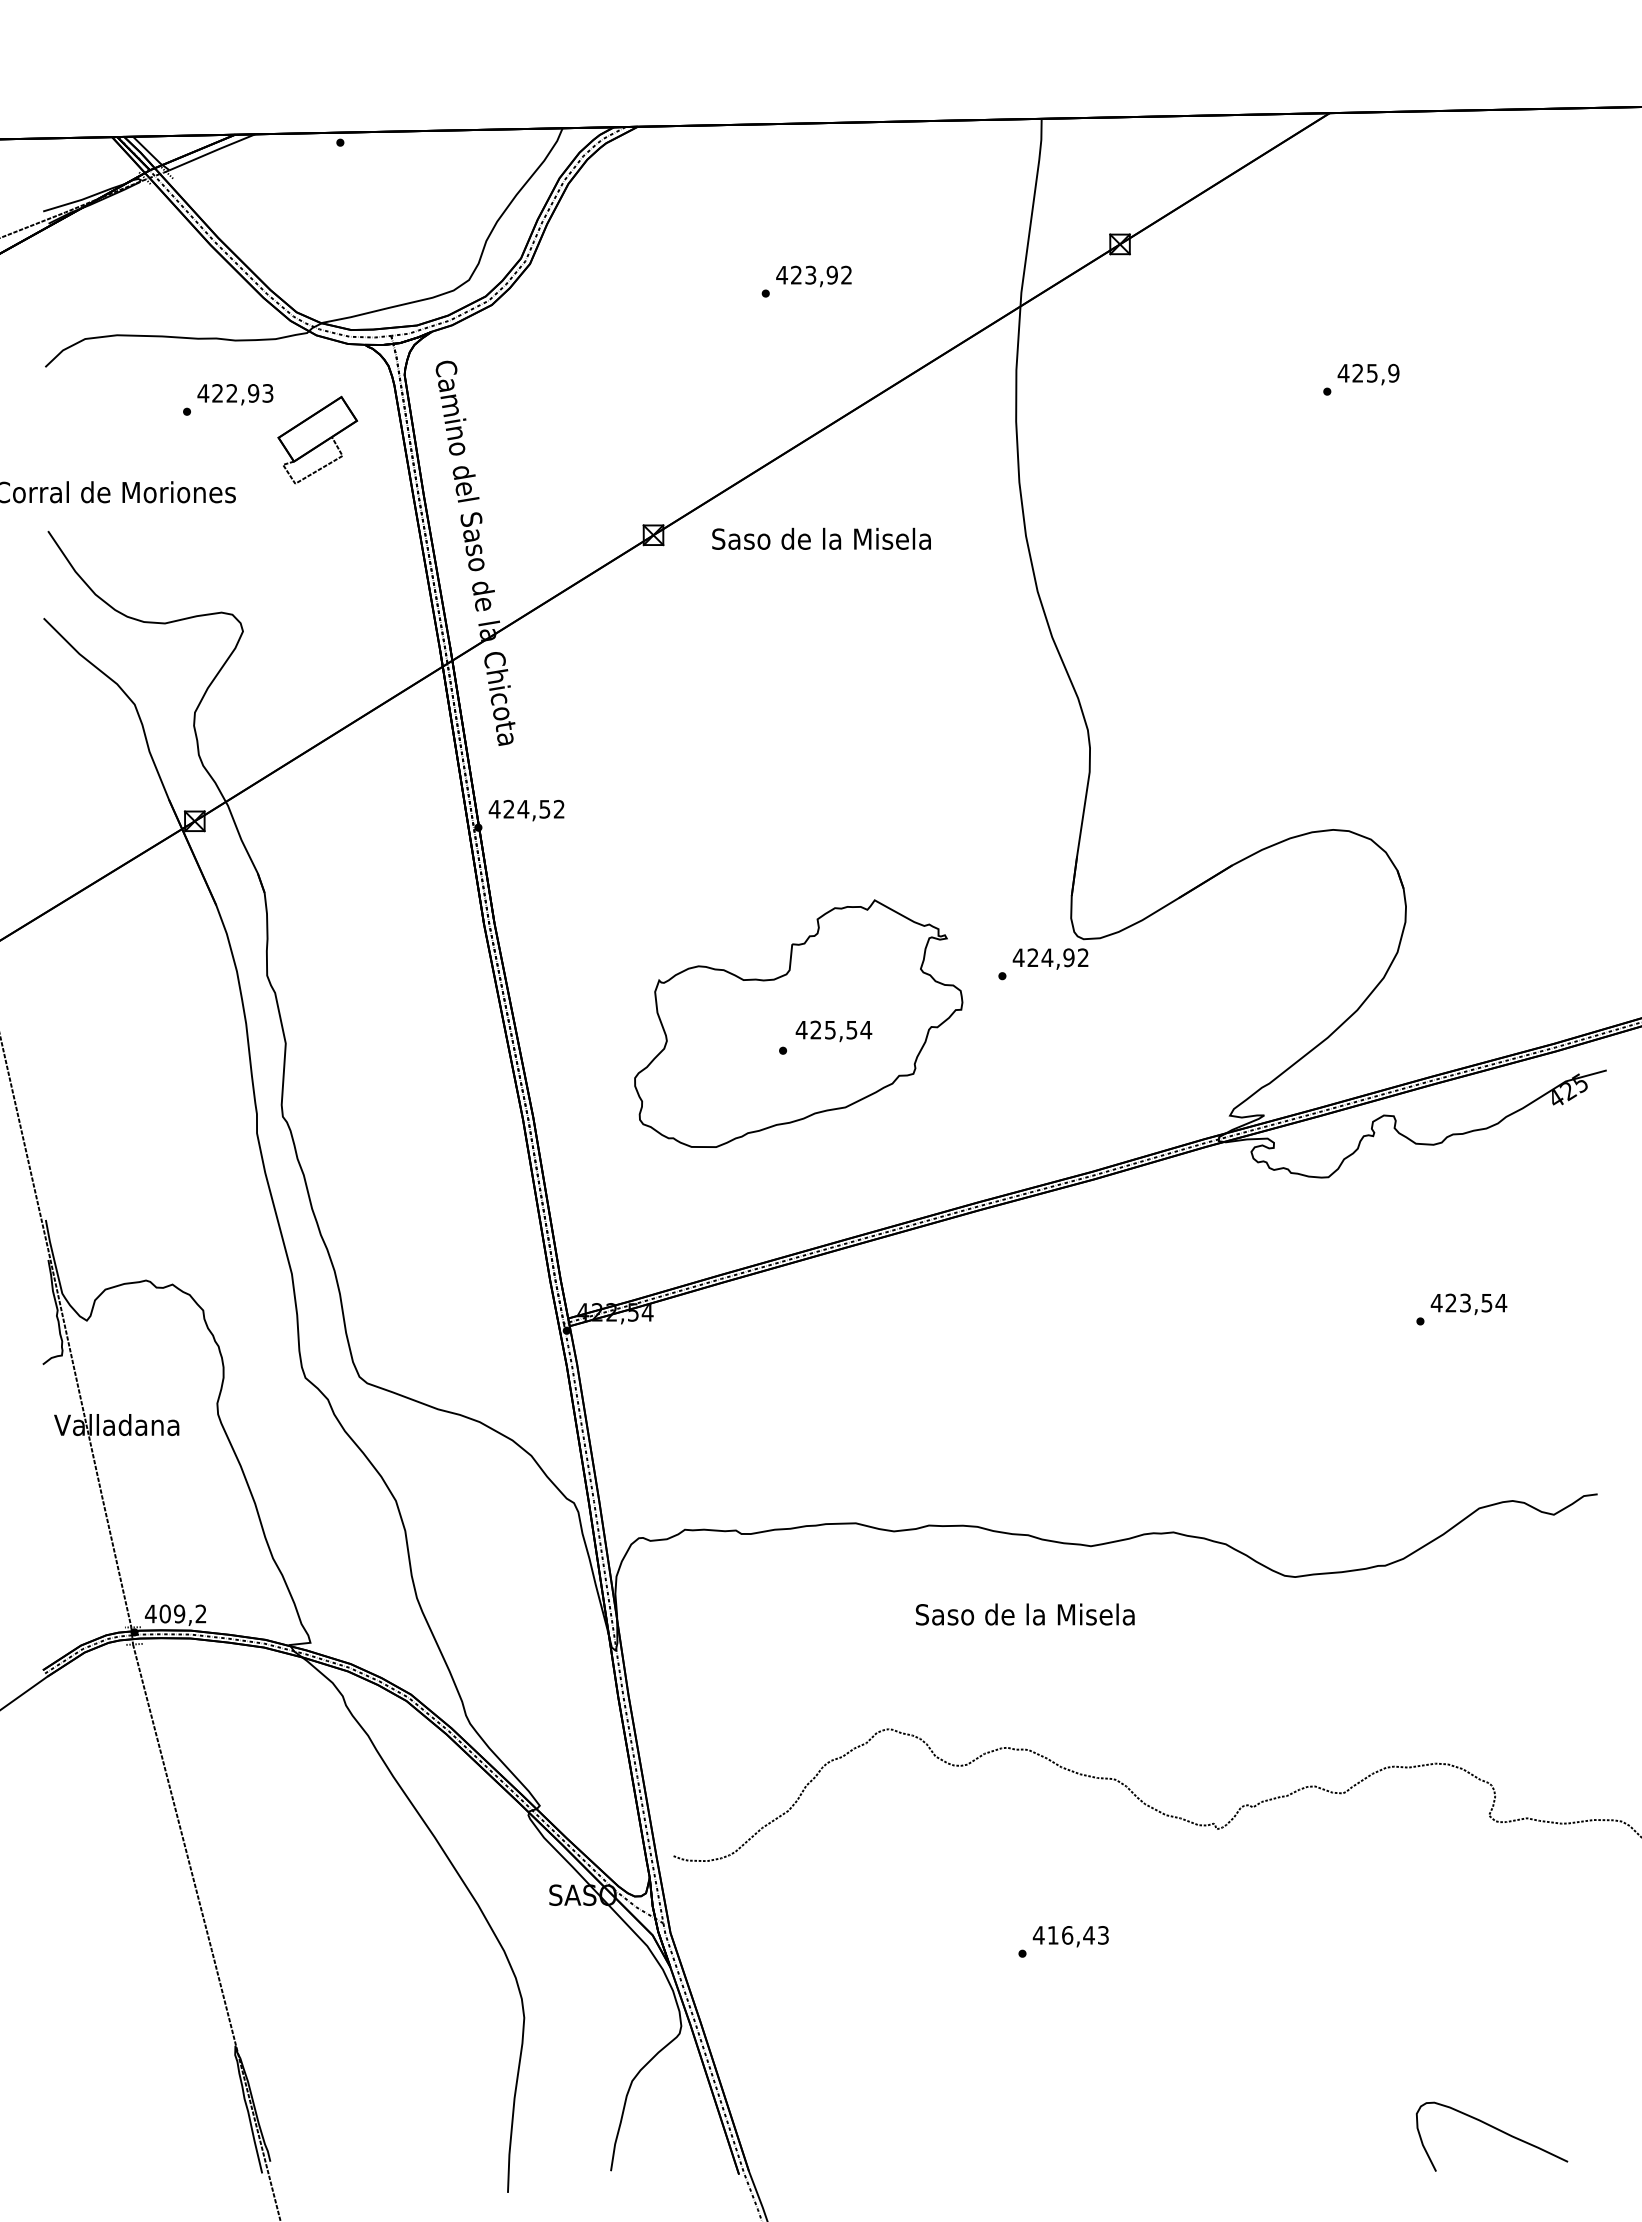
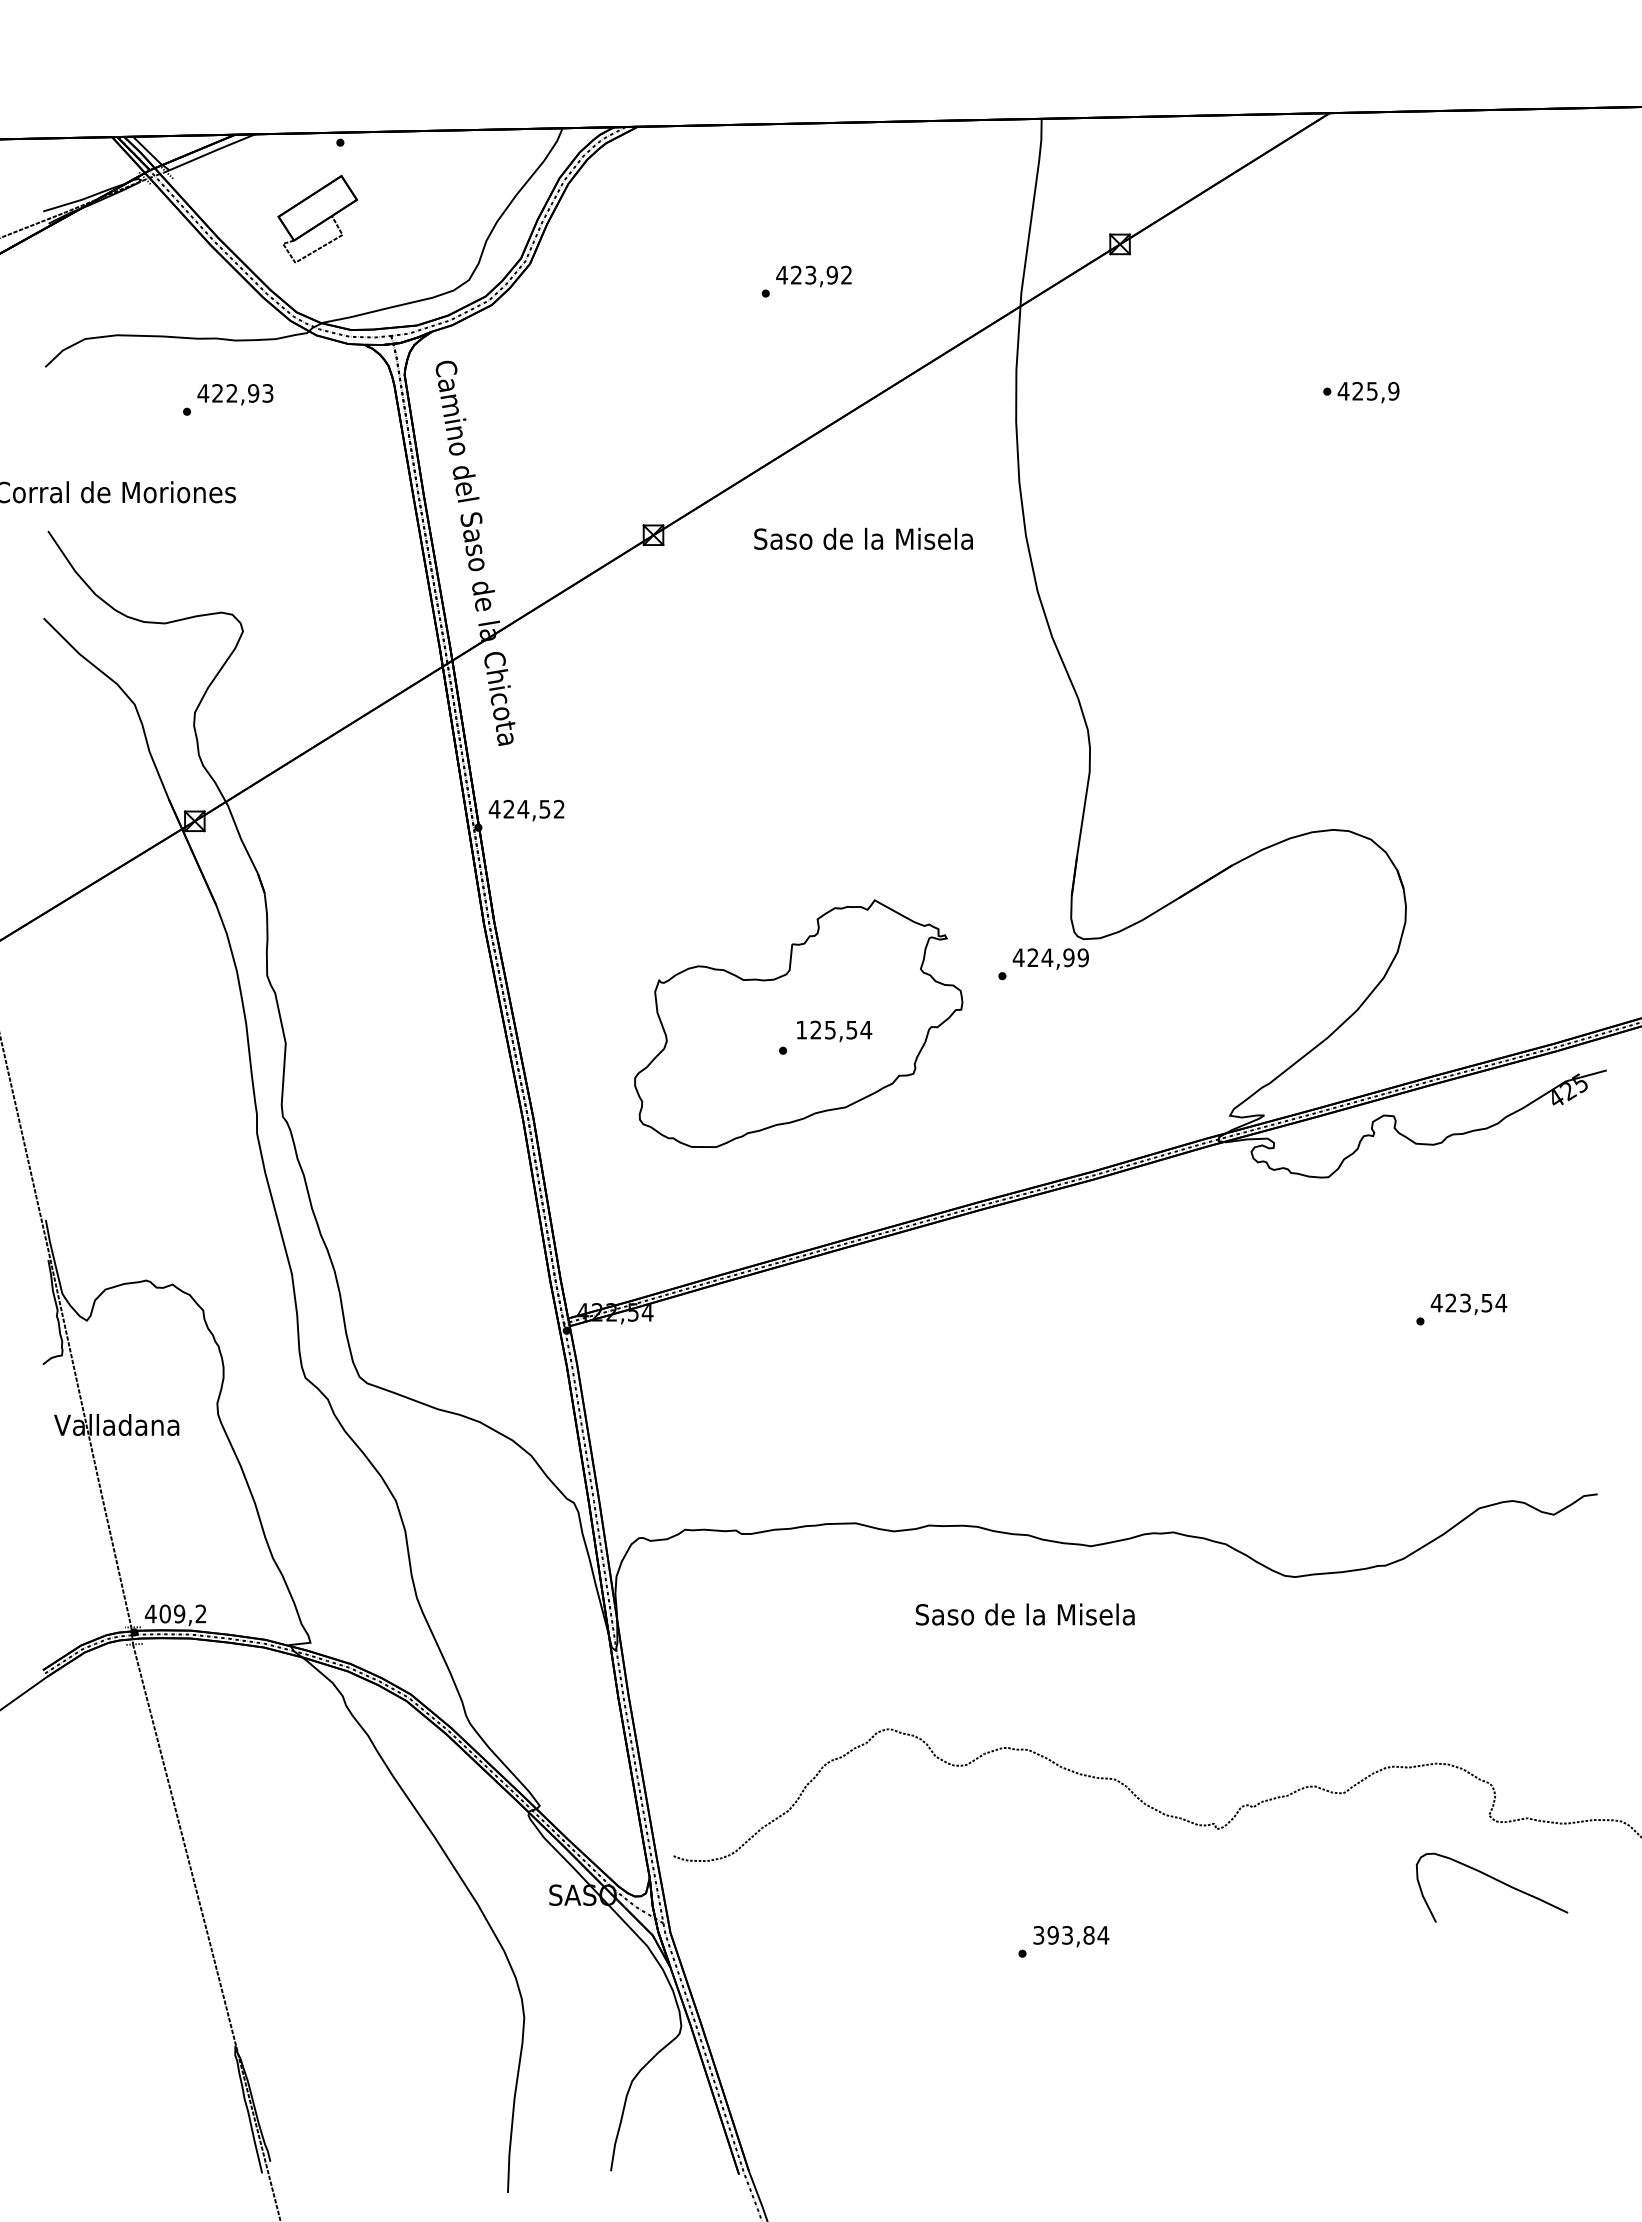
text position: (1368, 374) -> (1368, 392) (1368, 392)
part position: (317, 439) -> (317, 218) (317, 218)
text position: (821, 538) -> (863, 538) (863, 538)
text: 424,92 -> 424,99 (1082, 957)
text: 425,54 -> 125,54 (801, 1030)
text: 416,43 -> 393,84 (1070, 1935)
curve position: (1495, 2129) -> (1495, 1880) (1495, 1880)
